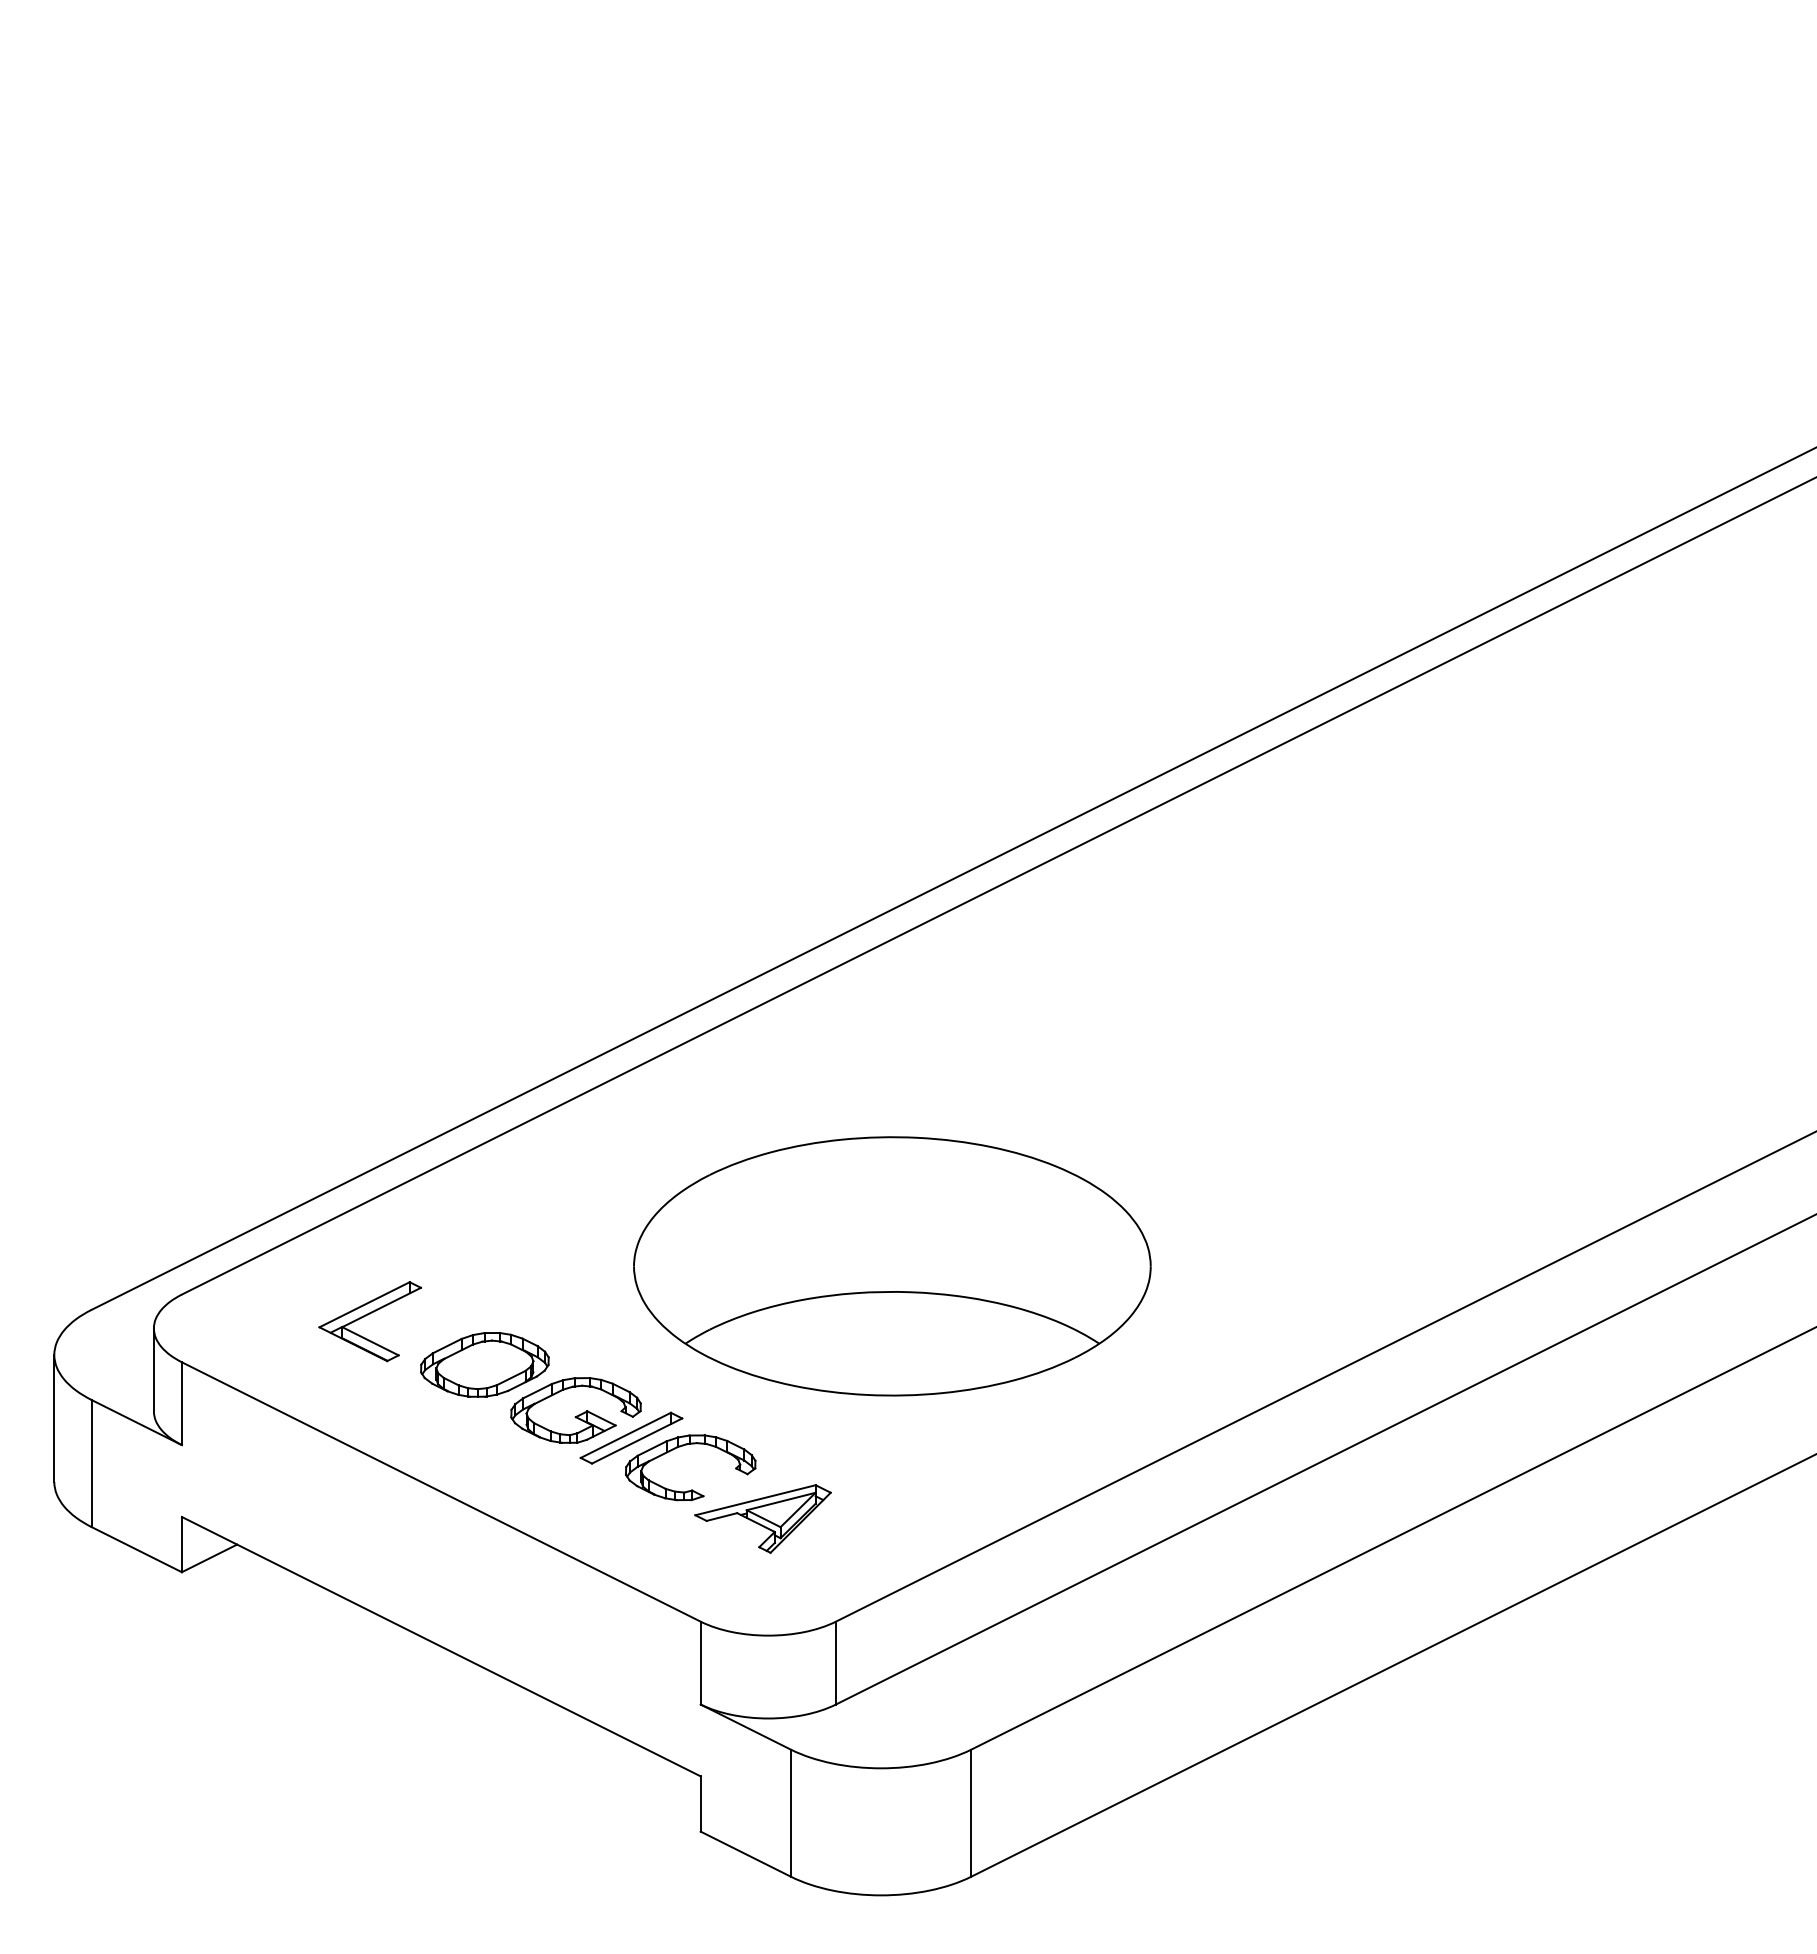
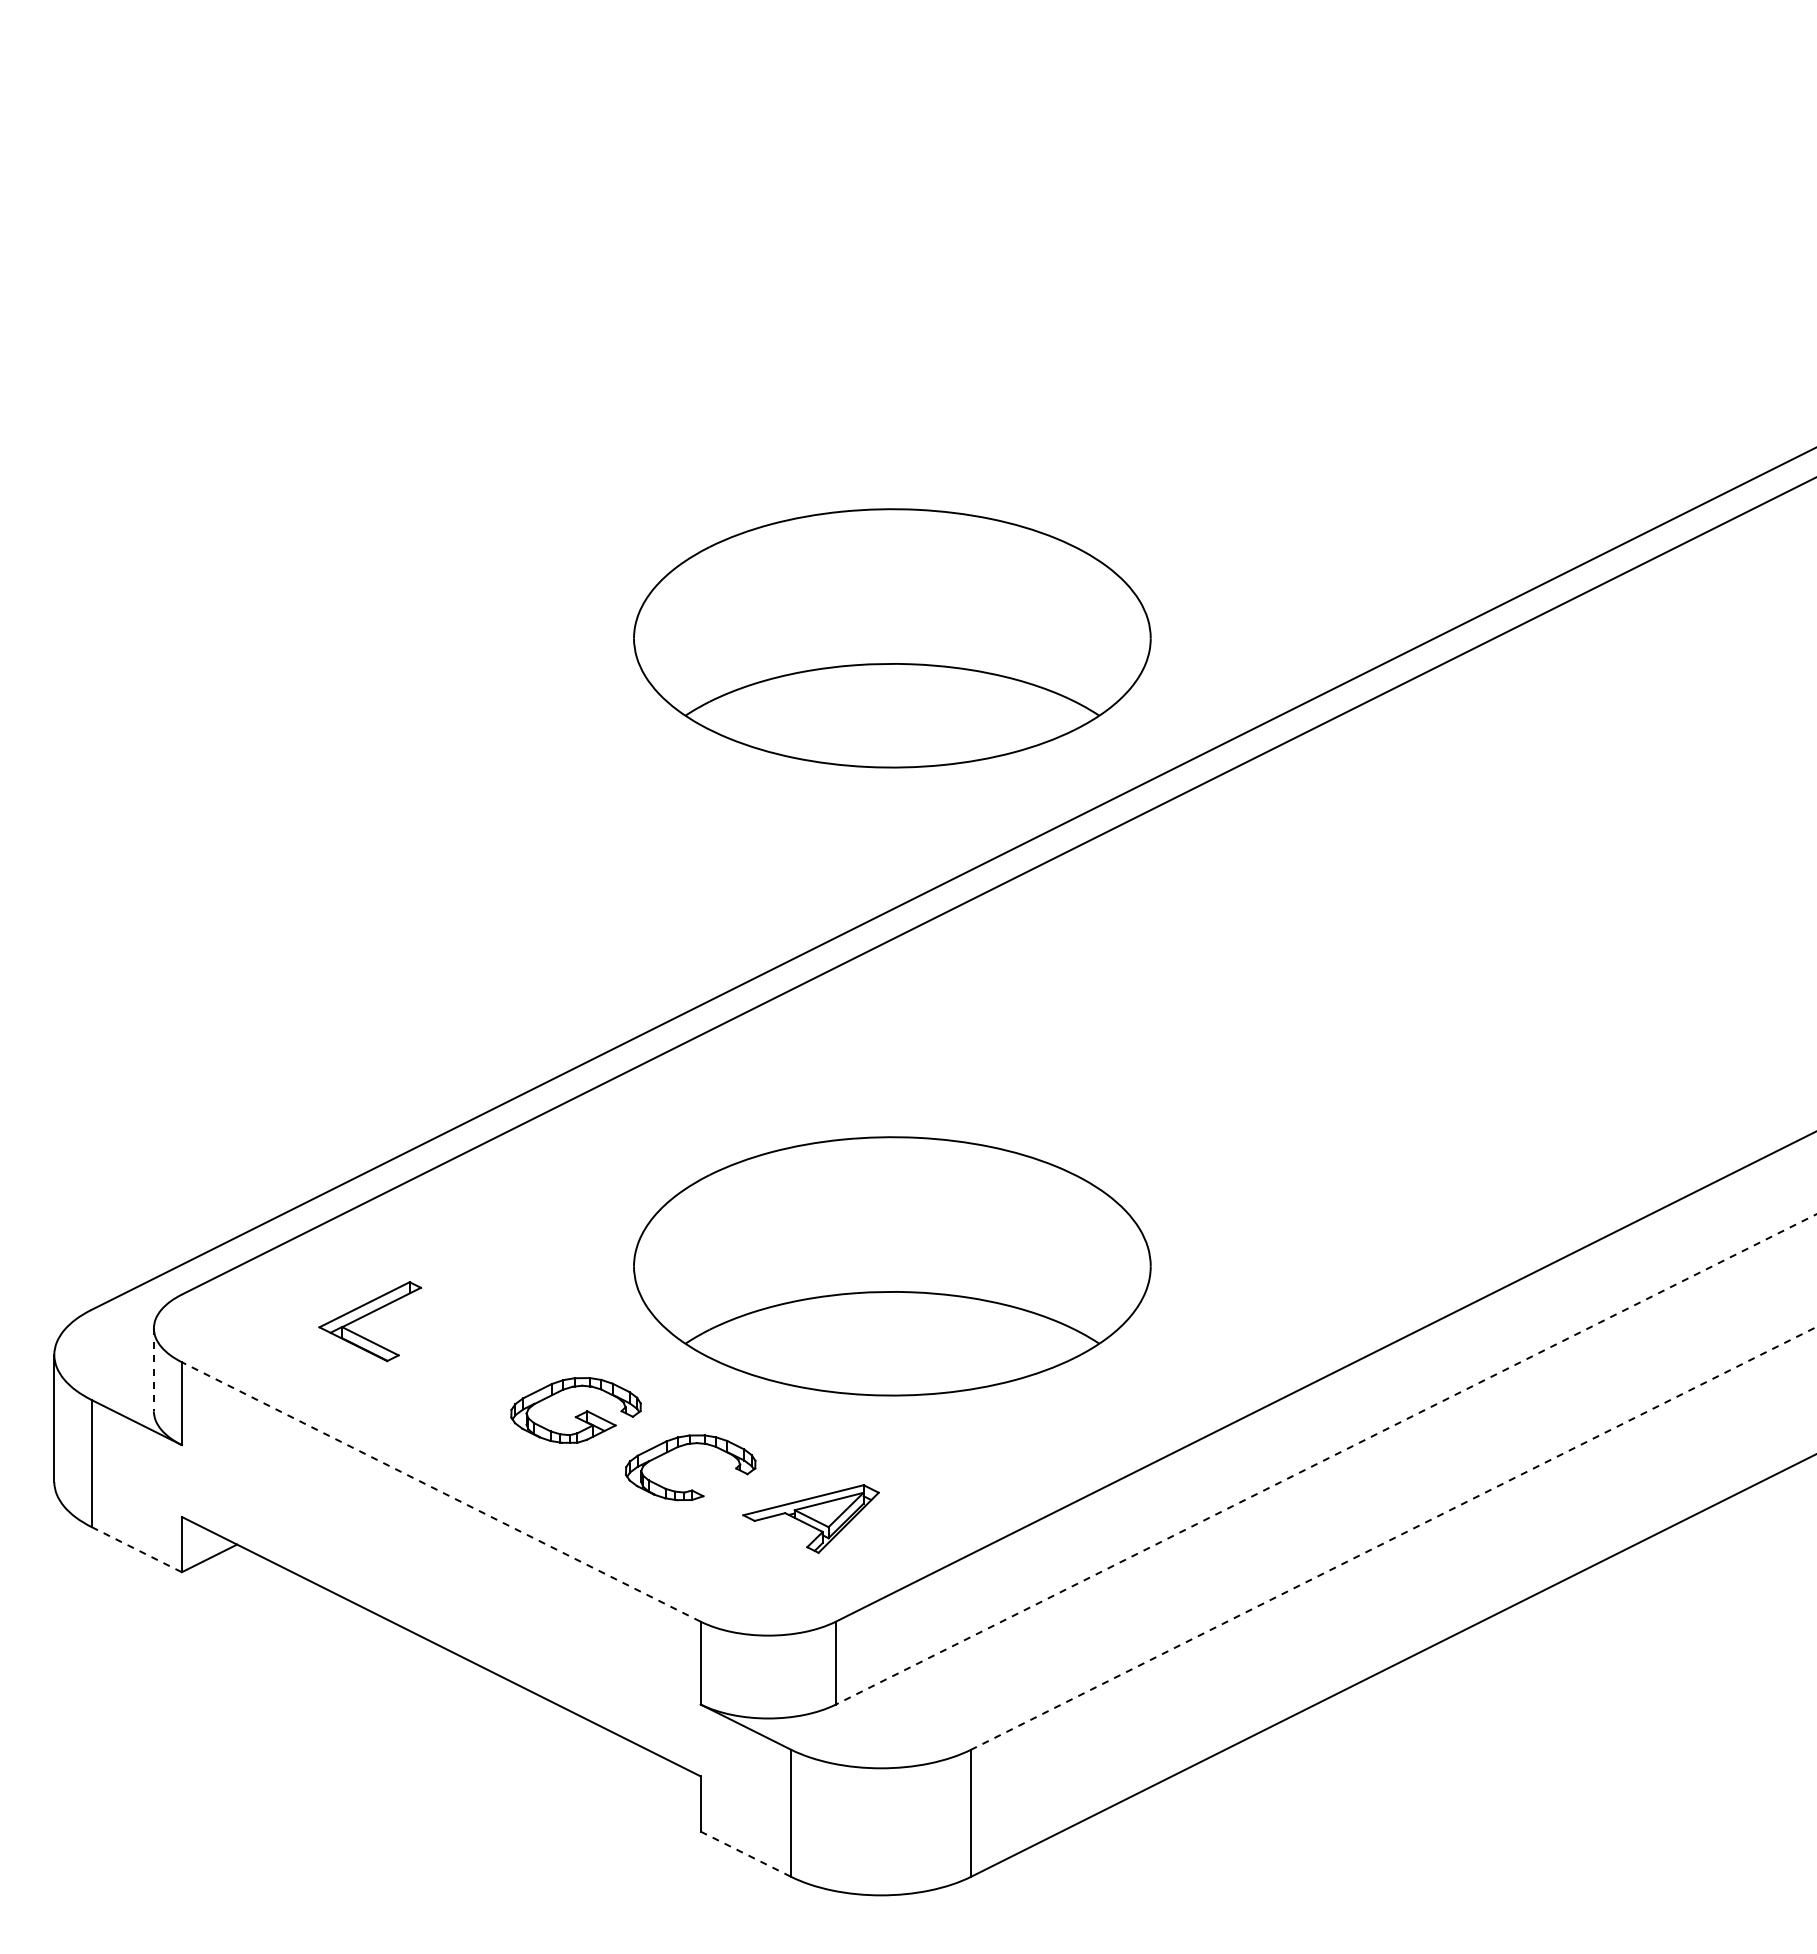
part: none -> present (892, 638)
part: present -> none (484, 1364)
line: solid -> dashed (153, 1370)
part: present -> none (631, 1437)
line: solid -> dashed (1326, 1459)
line: solid -> dashed (440, 1491)
part position: (762, 1518) -> (810, 1518) (810, 1518)
line: solid -> dashed (1393, 1538)
line: solid -> dashed (137, 1549)
line: solid -> dashed (746, 1854)
